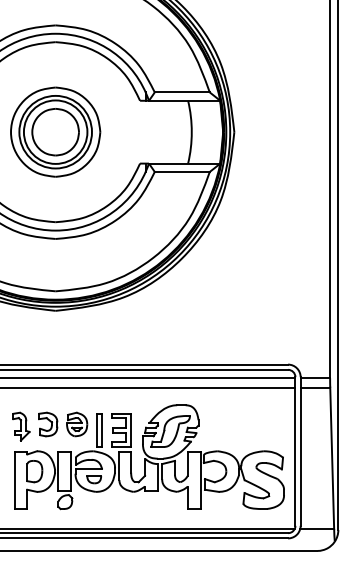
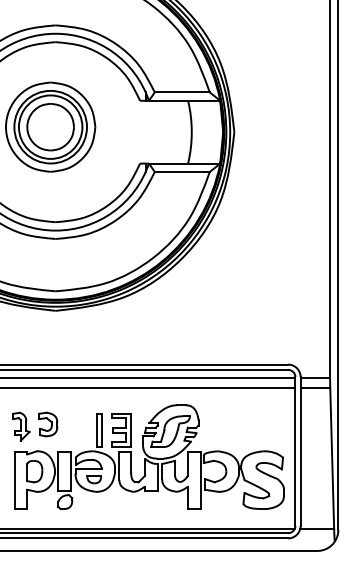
part position: (55, 131) -> (50, 126) (50, 126)
part: present -> none (77, 424)
